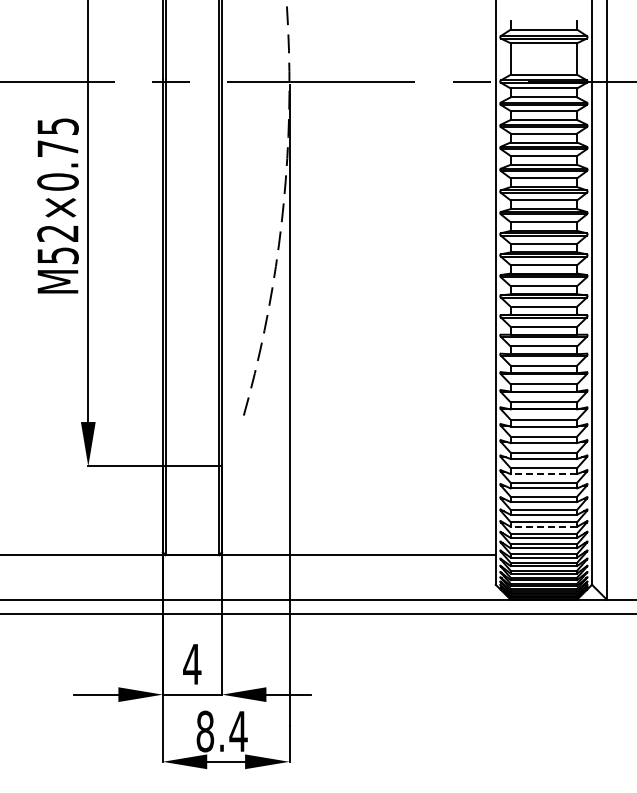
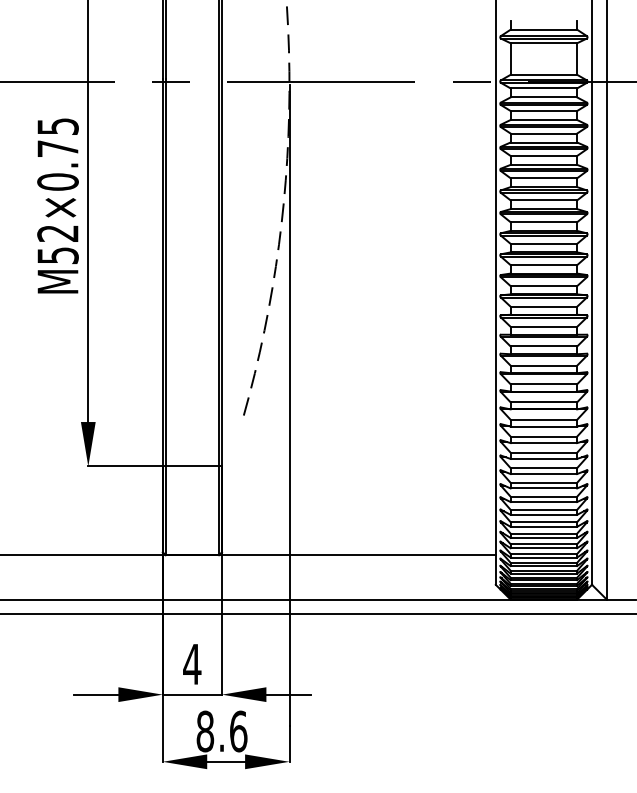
line: dashed -> solid (543, 474)
line: dashed -> solid (543, 526)
text: 8.4 -> 8.6 (238, 731)
